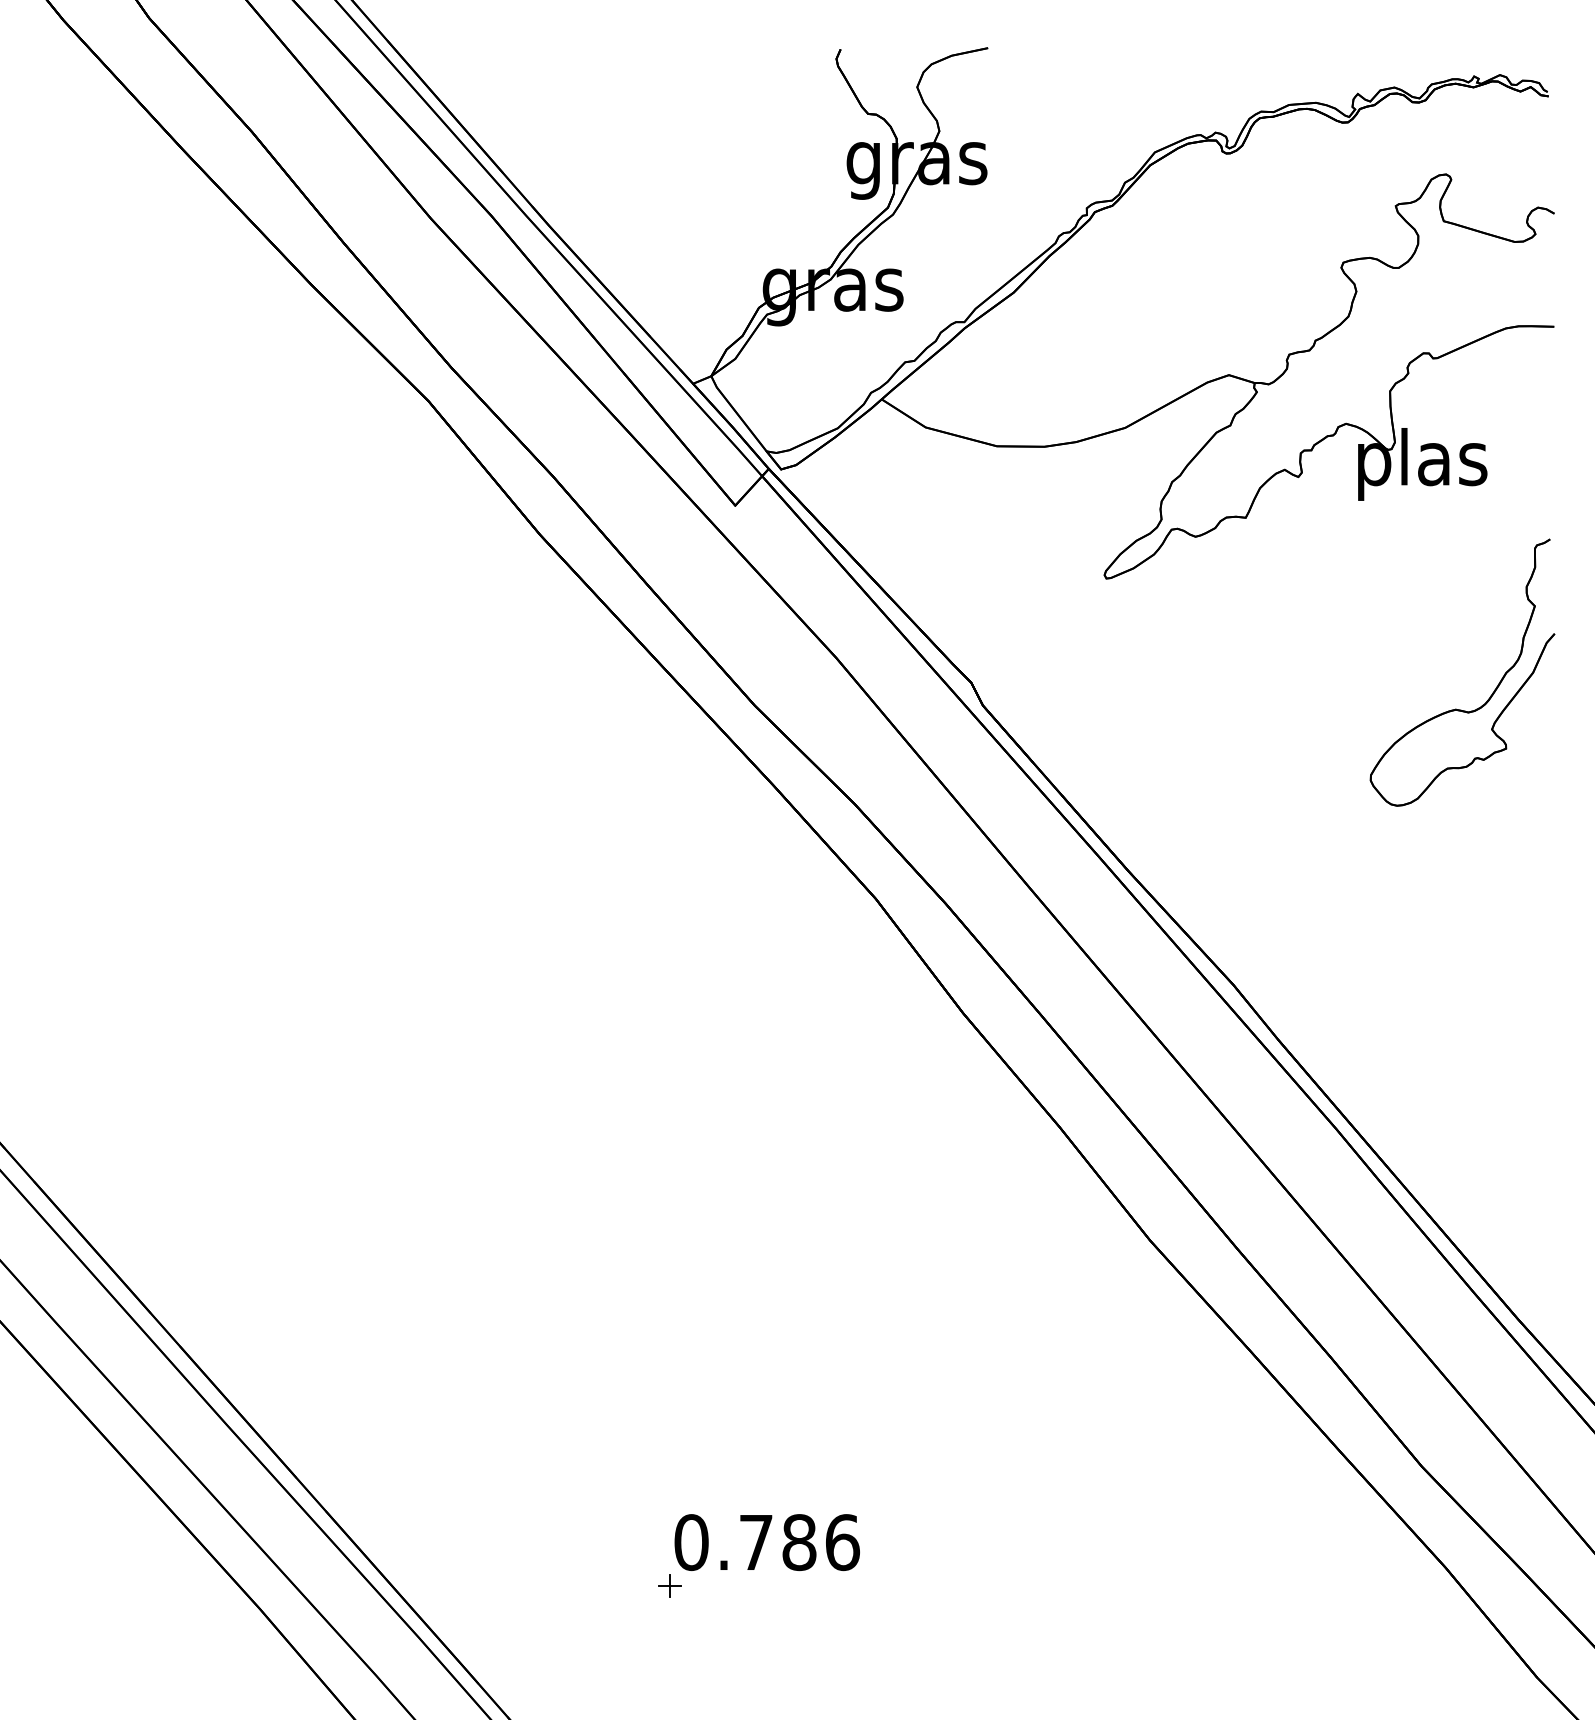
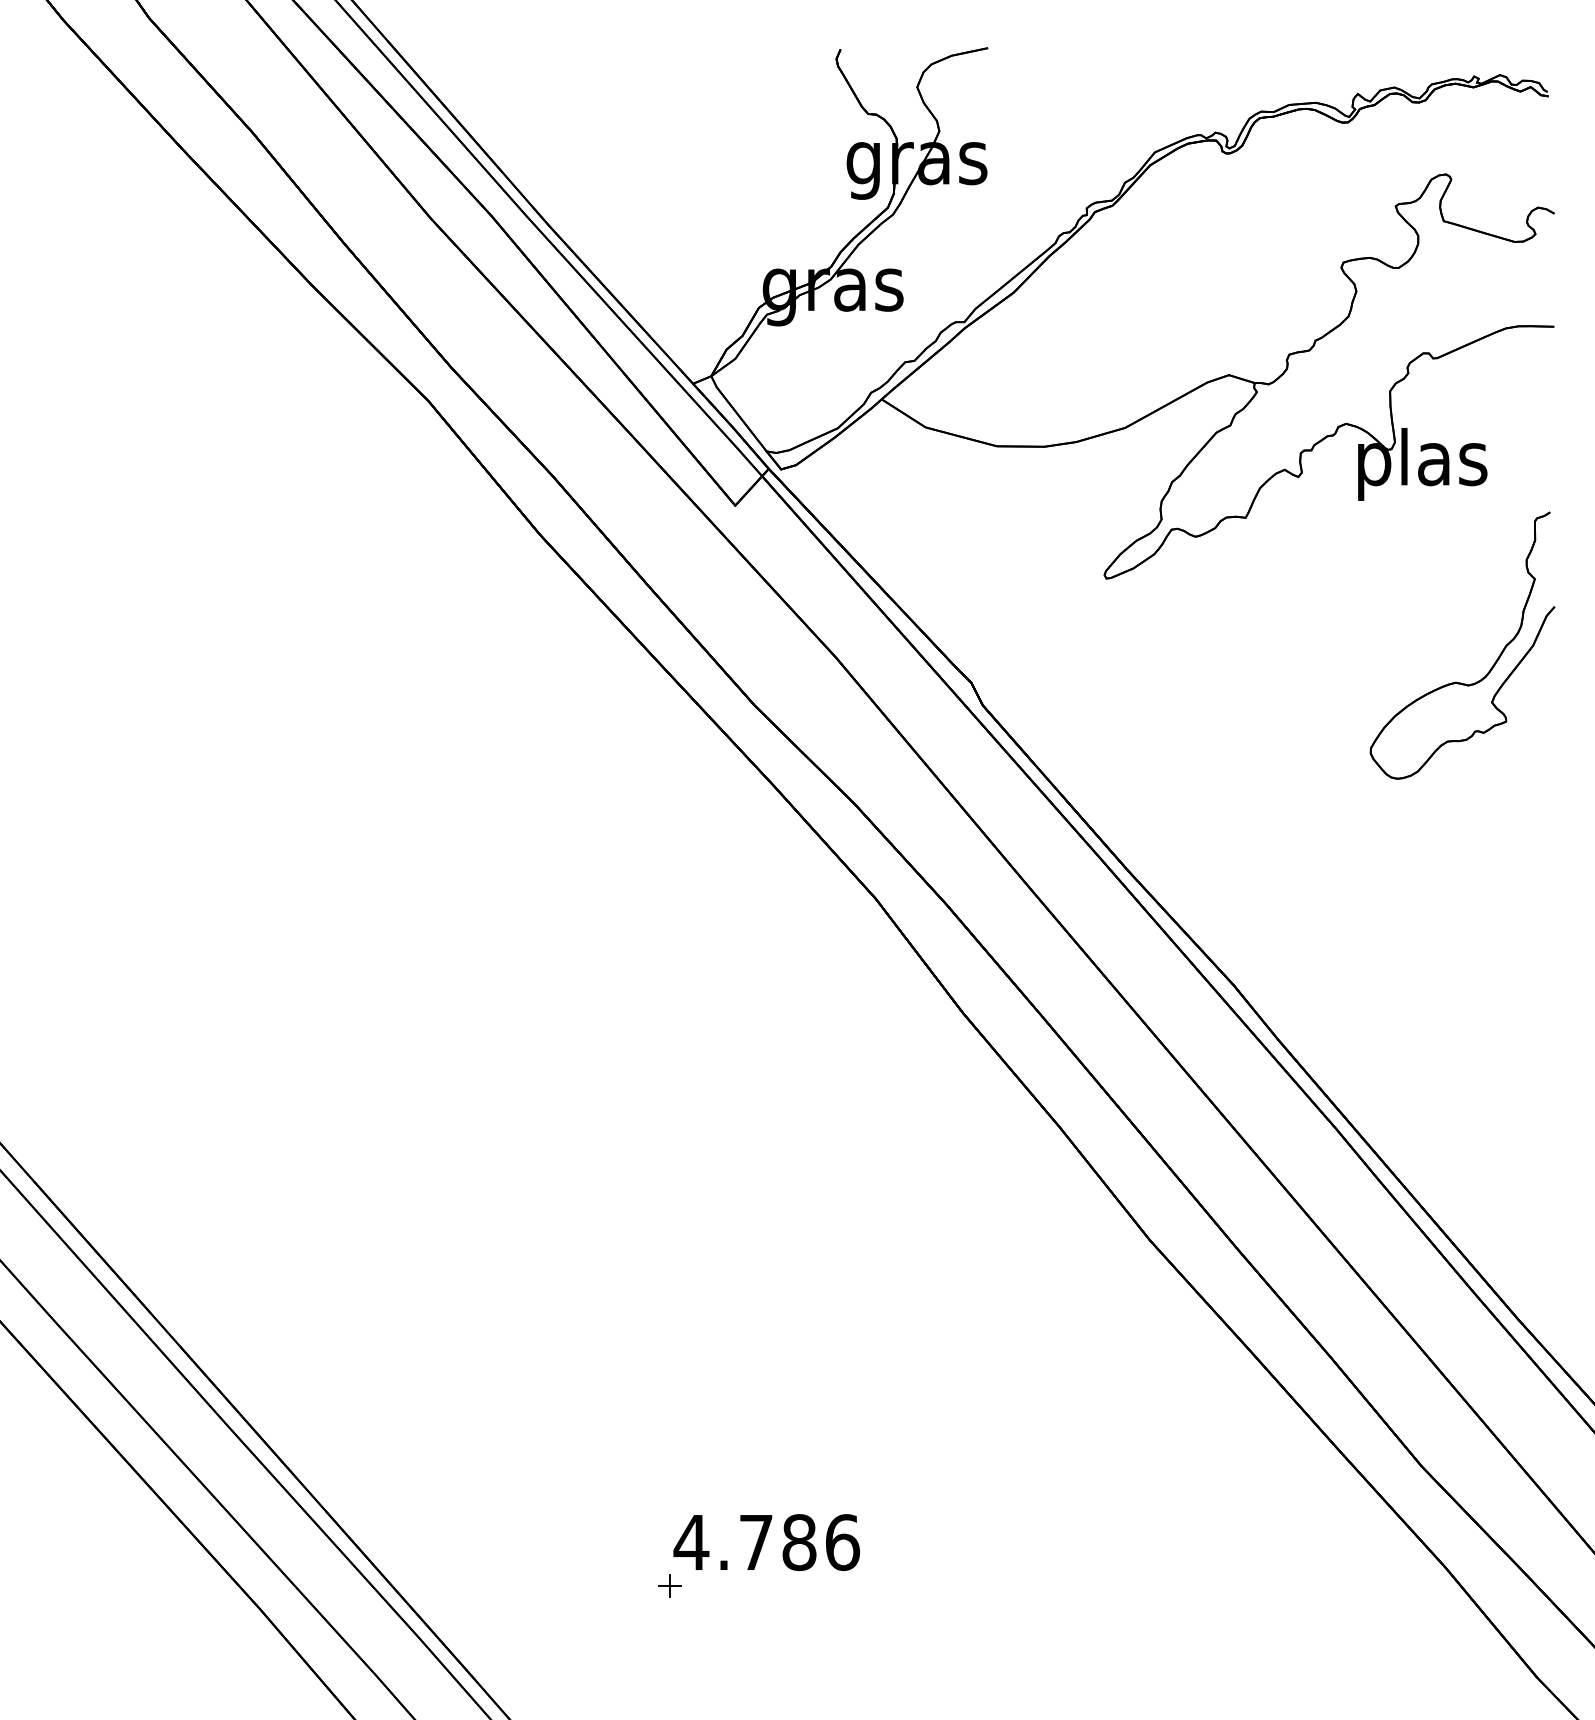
part position: (1492, 692) -> (1492, 665) (1492, 665)
text: 0.786 -> 4.786 (691, 1542)
